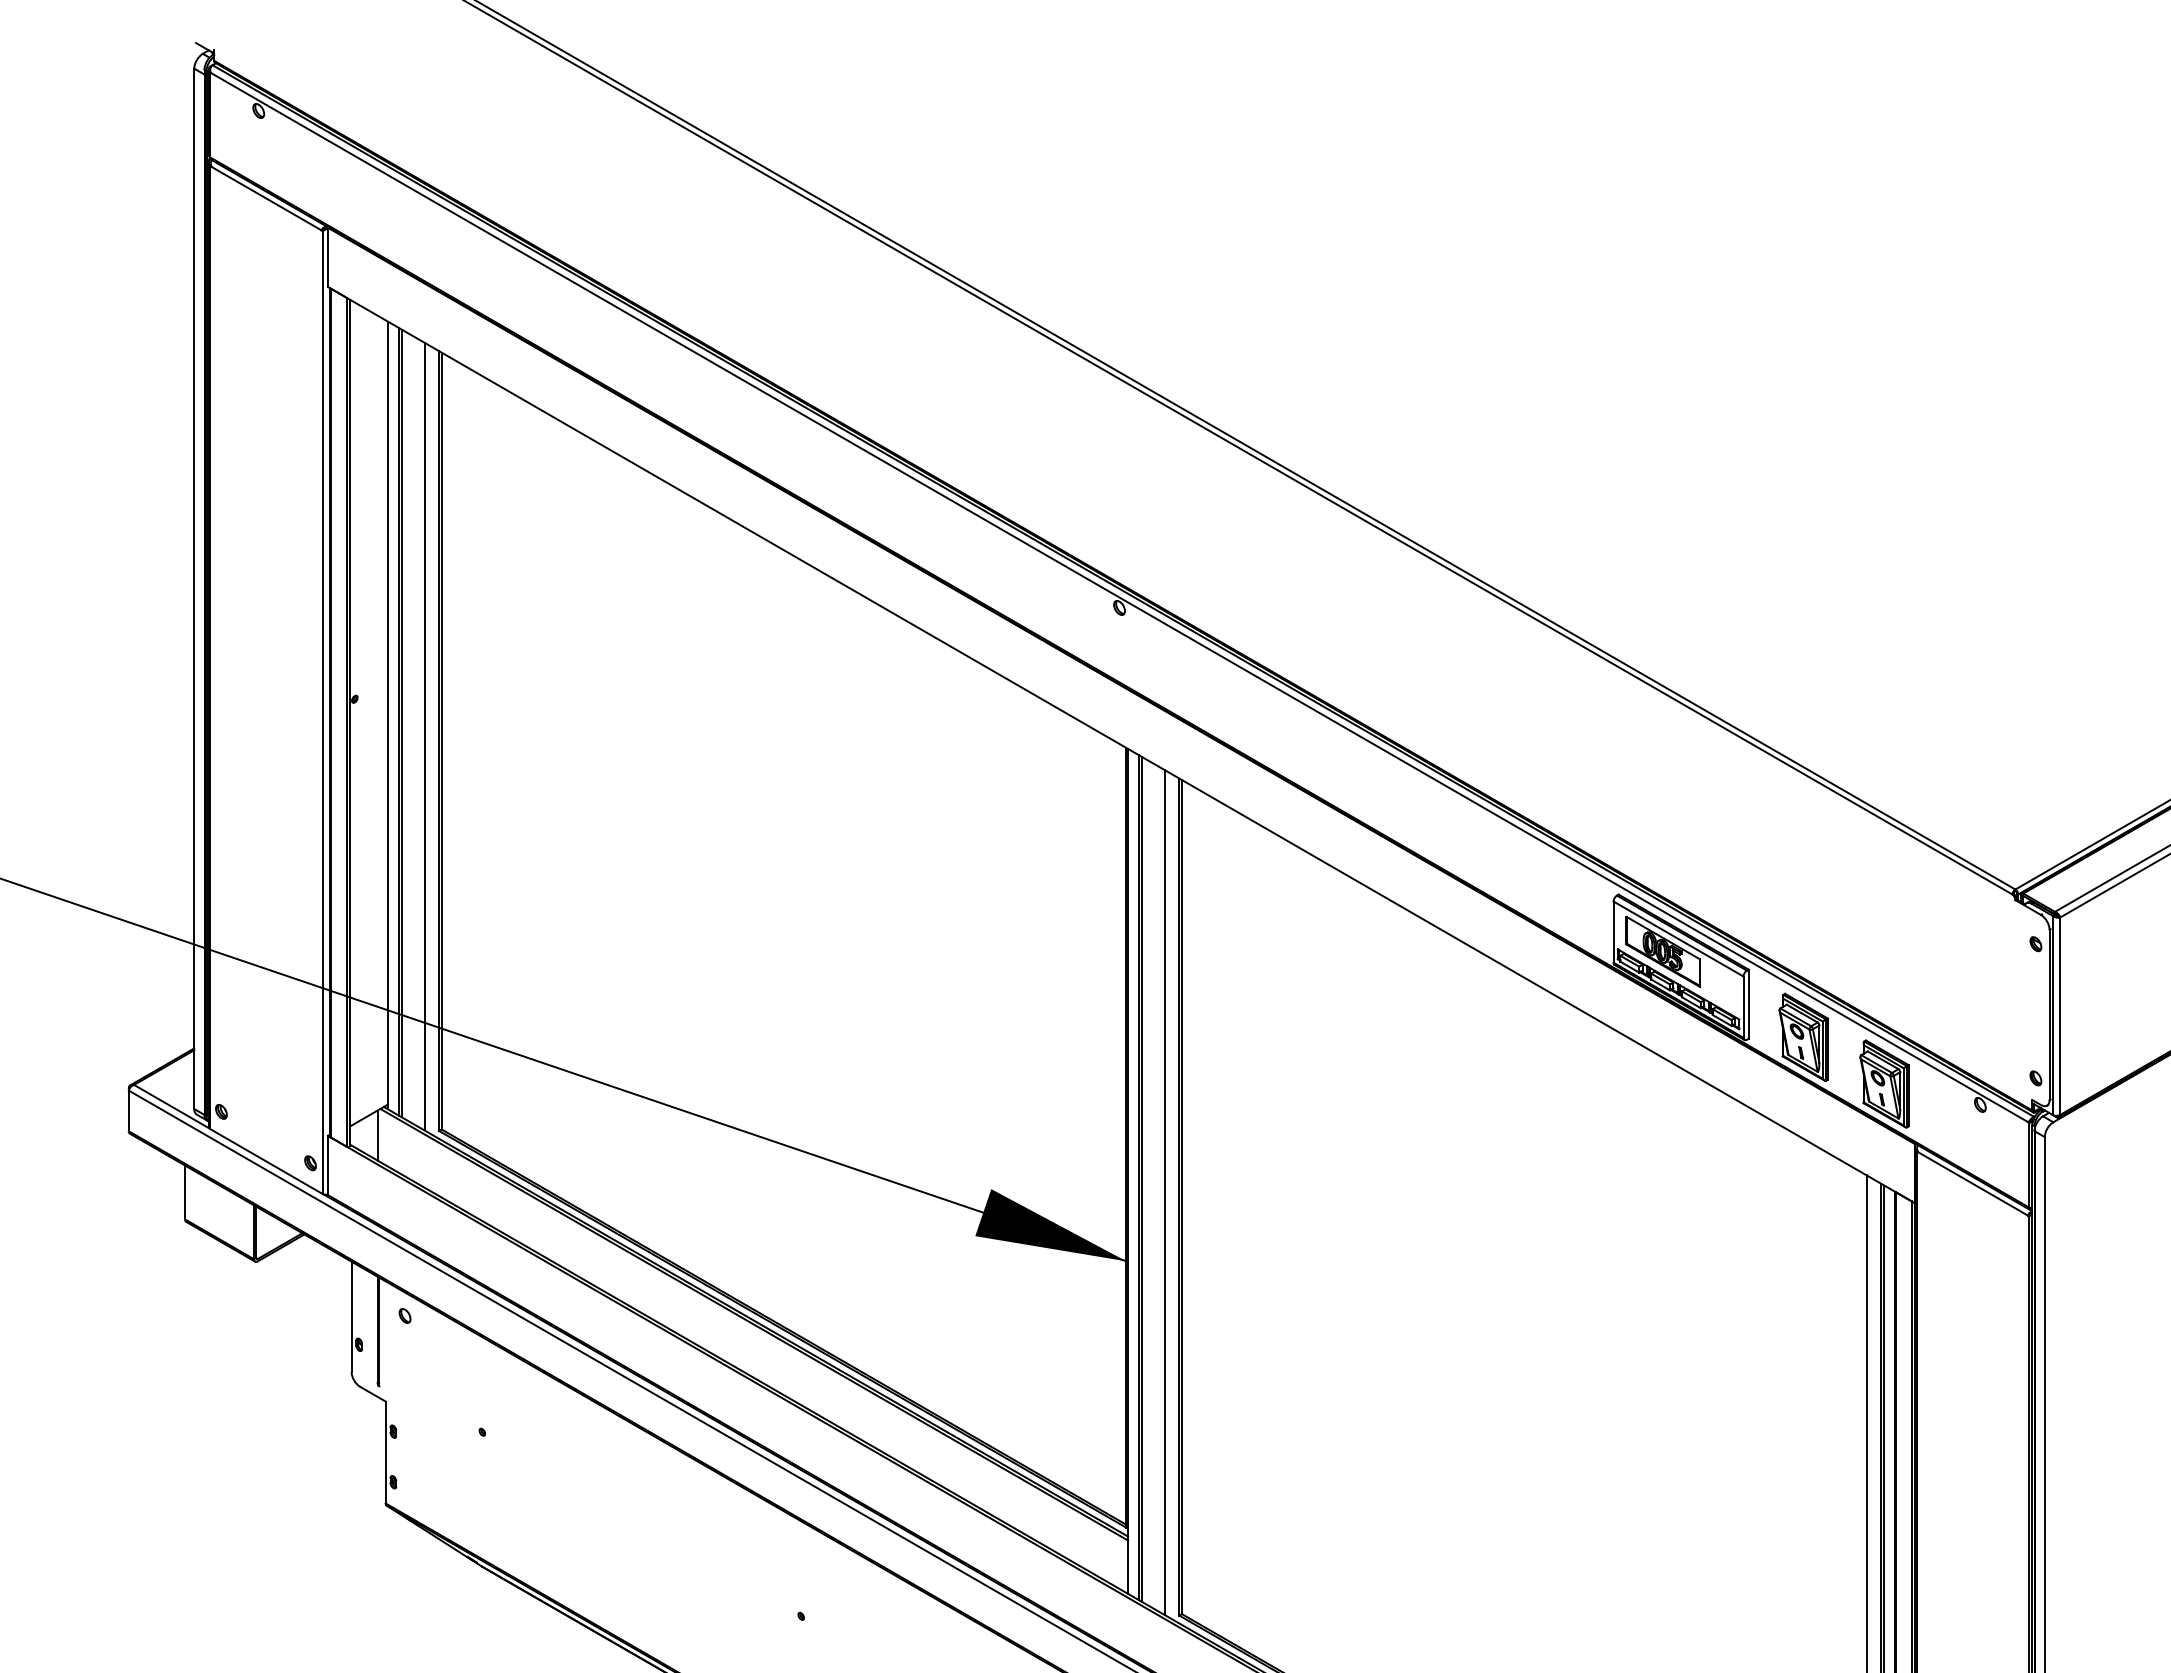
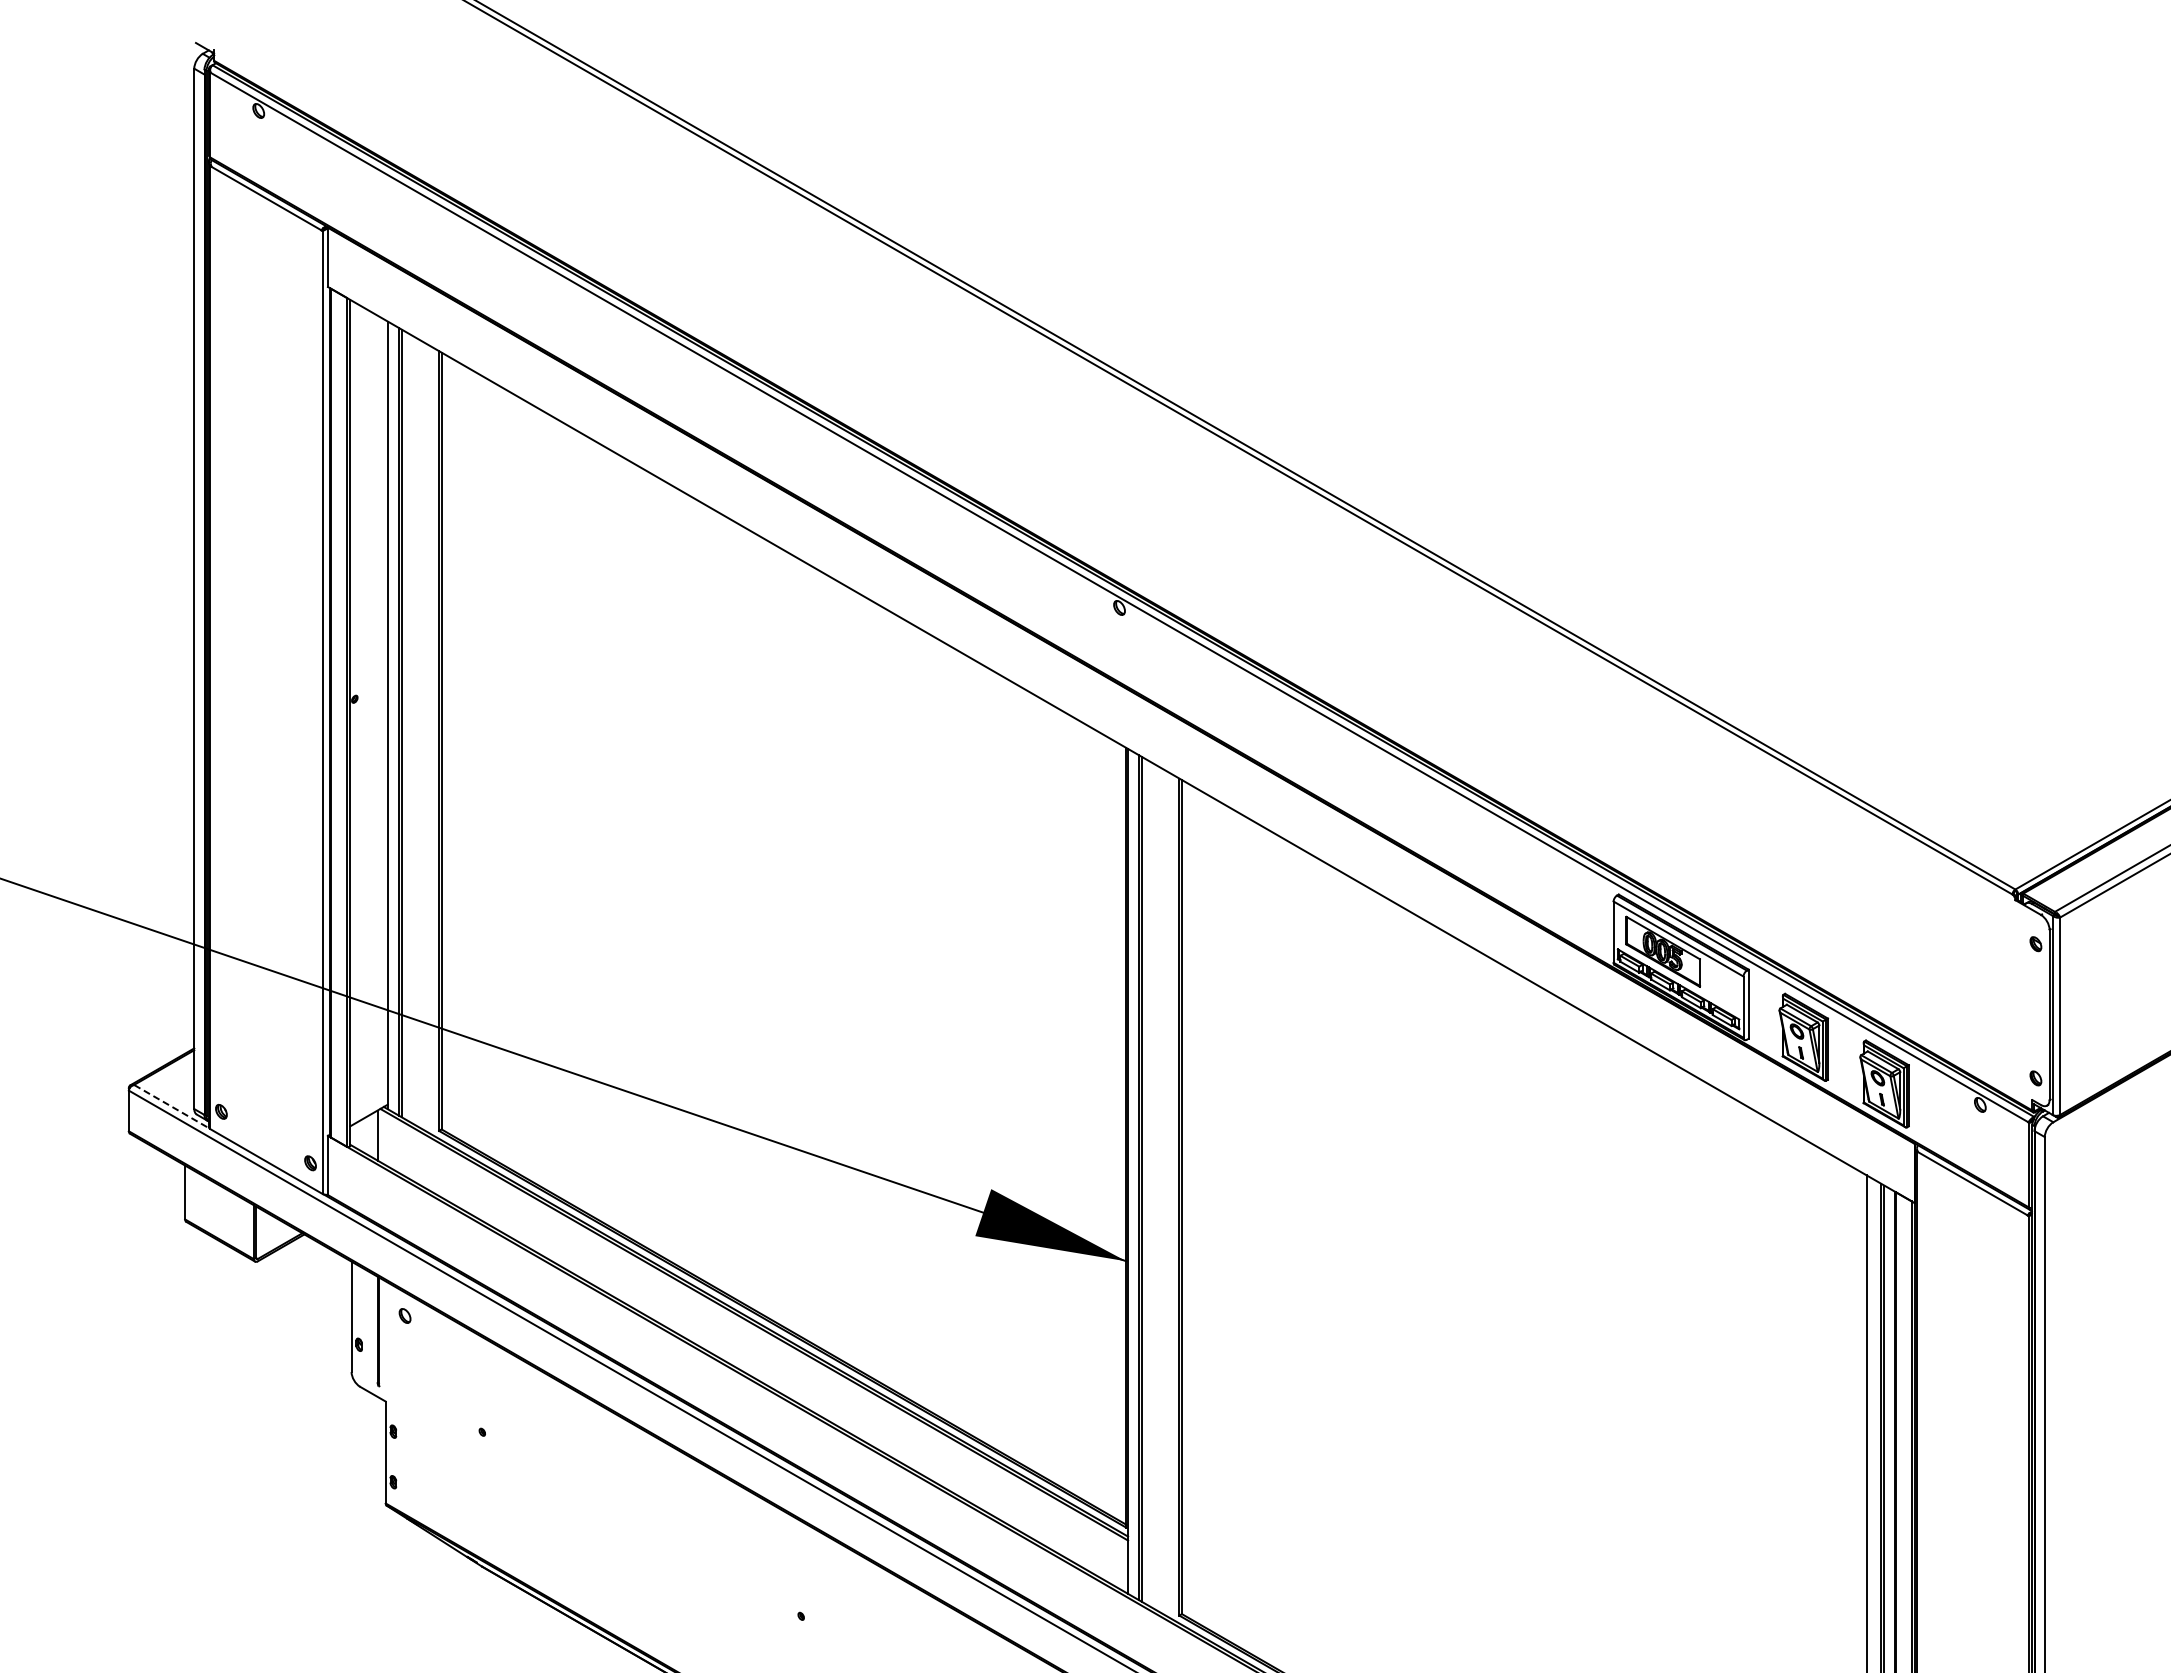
line: present -> none (424, 736)
line: solid -> dashed (172, 1107)
line: present -> none (1164, 1192)
